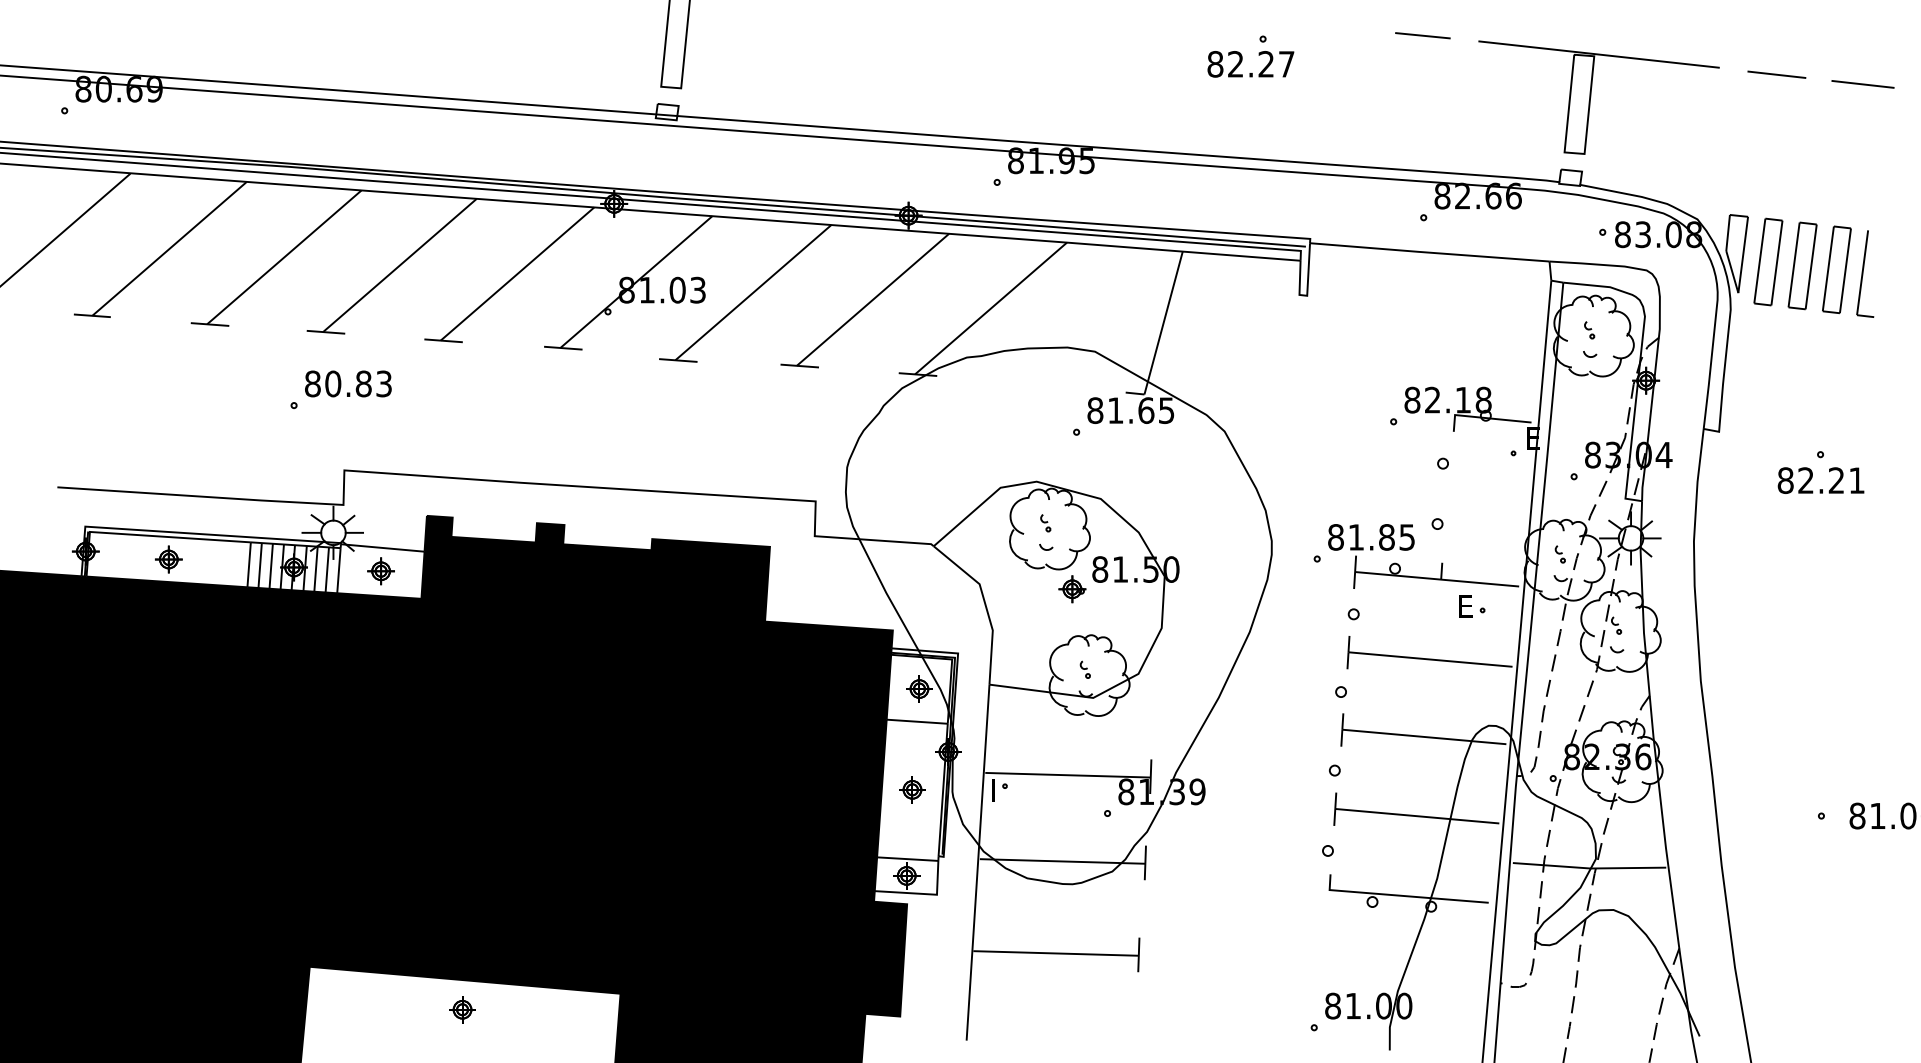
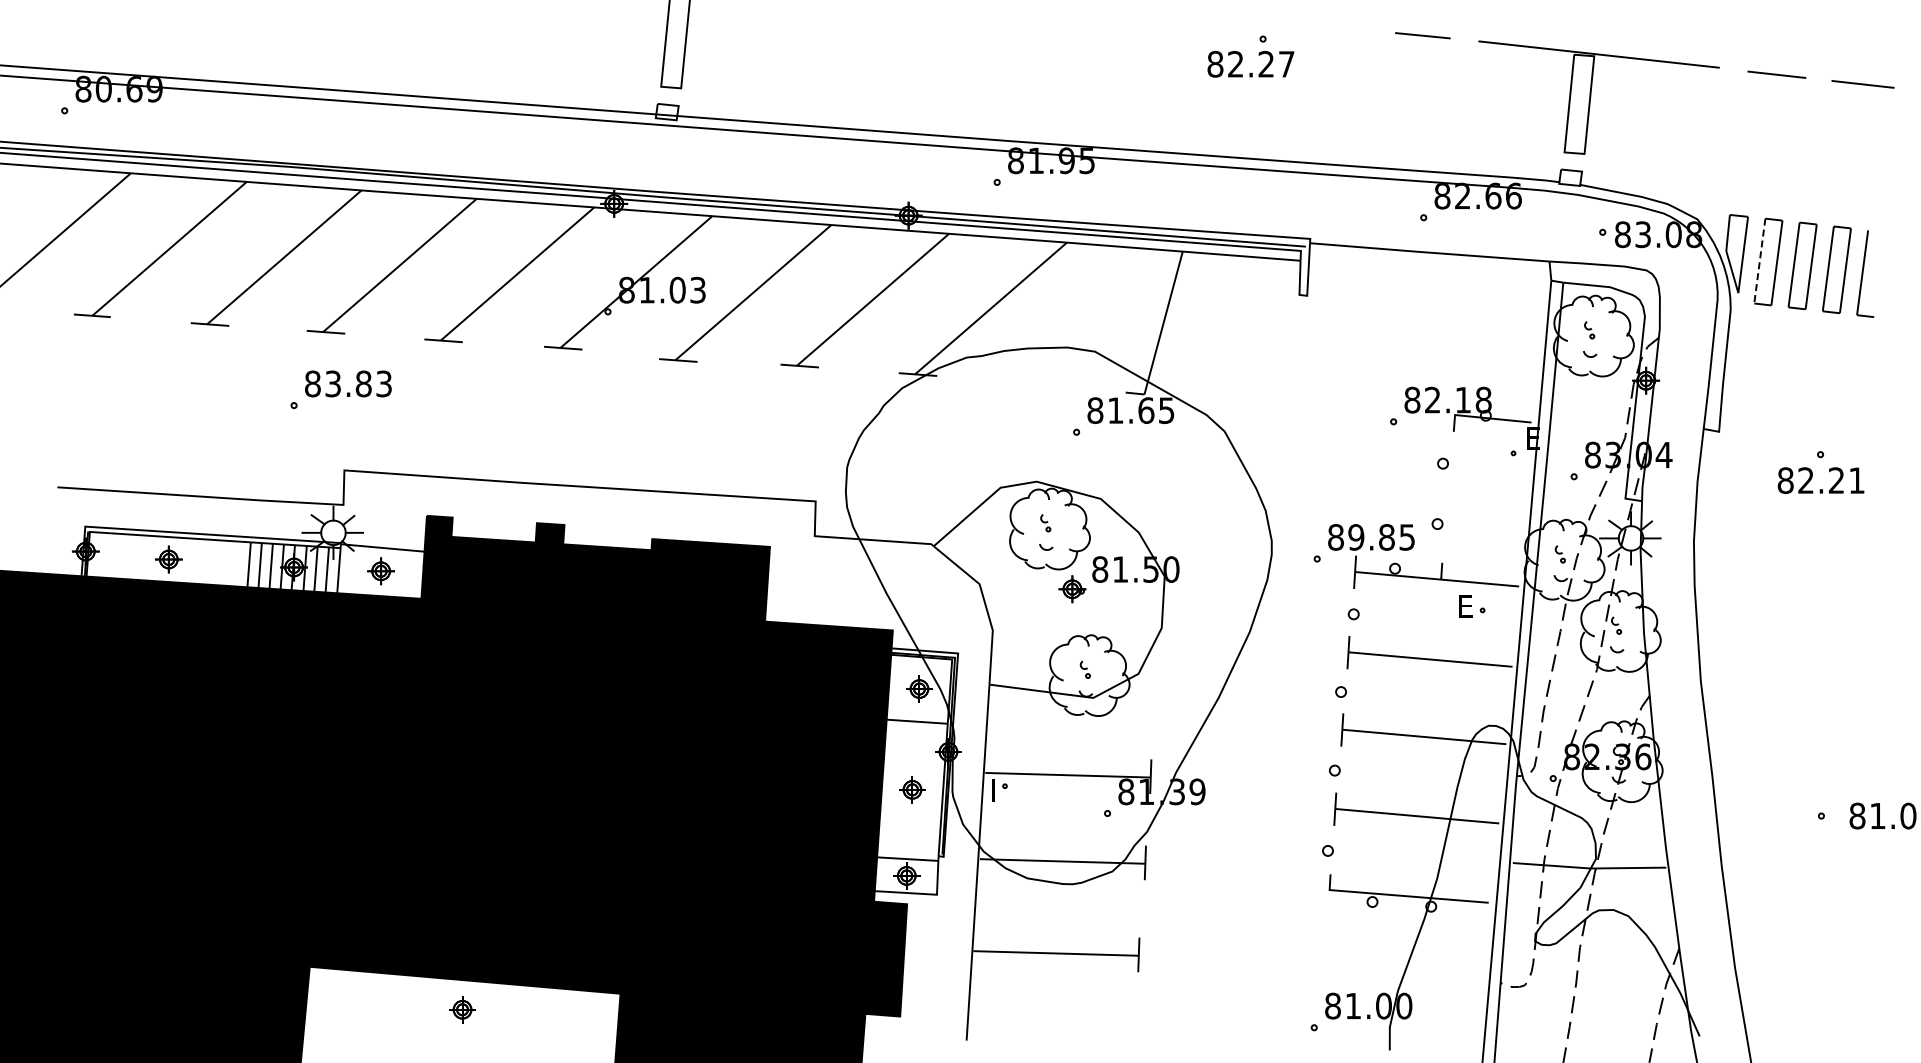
line: solid -> dashed (1759, 261)
text: 80.83 -> 83.83 (333, 383)
text: 81.85 -> 89.85 (1356, 537)
